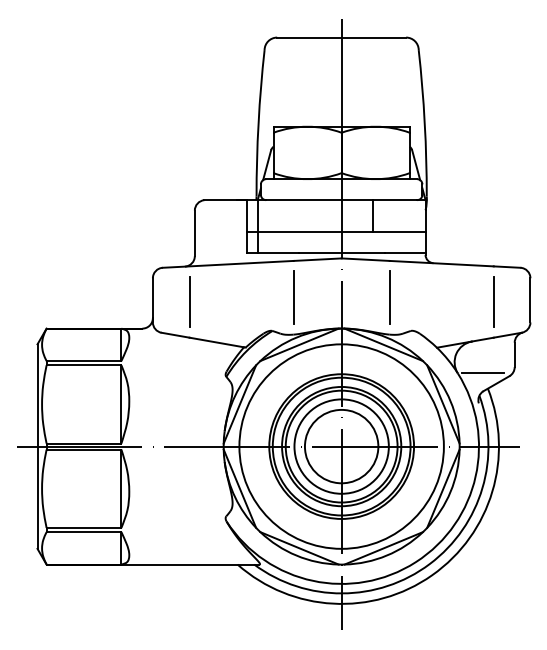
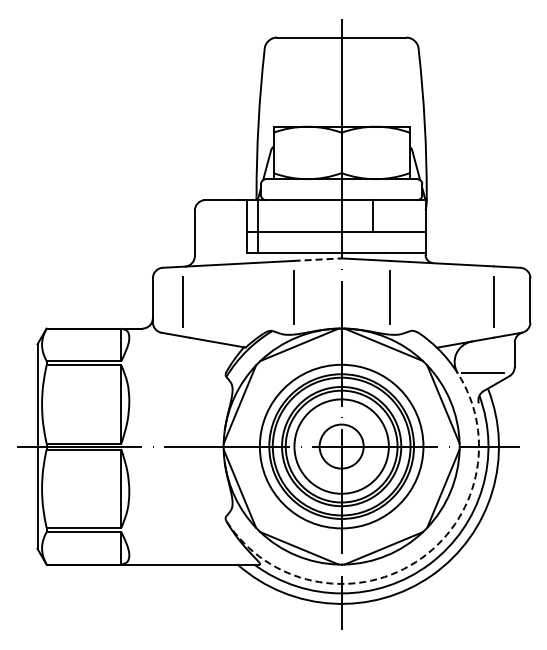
line: solid -> dashed (318, 259)
line position: (189, 301) -> (182, 301) (182, 301)
circle diameter: 205 px -> 164 px (341, 446)
circle diameter: 73 px -> 44 px (341, 446)
arc: solid -> dashed (415, 562)
